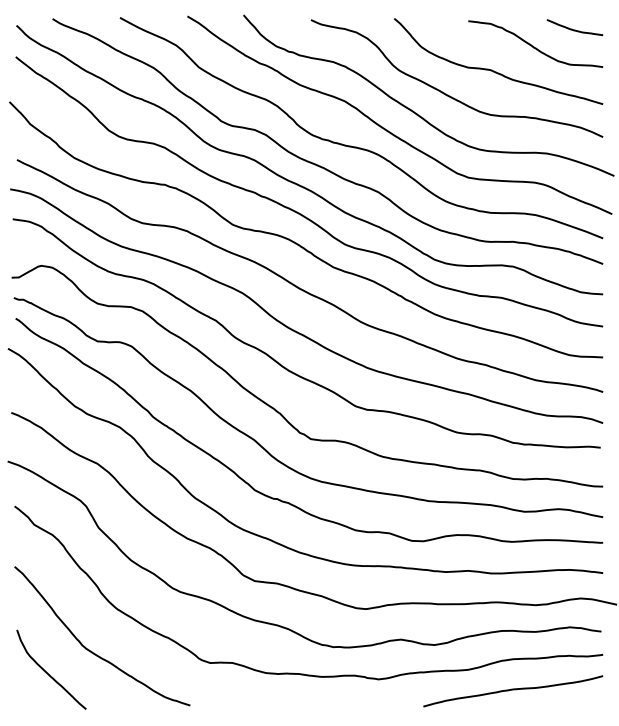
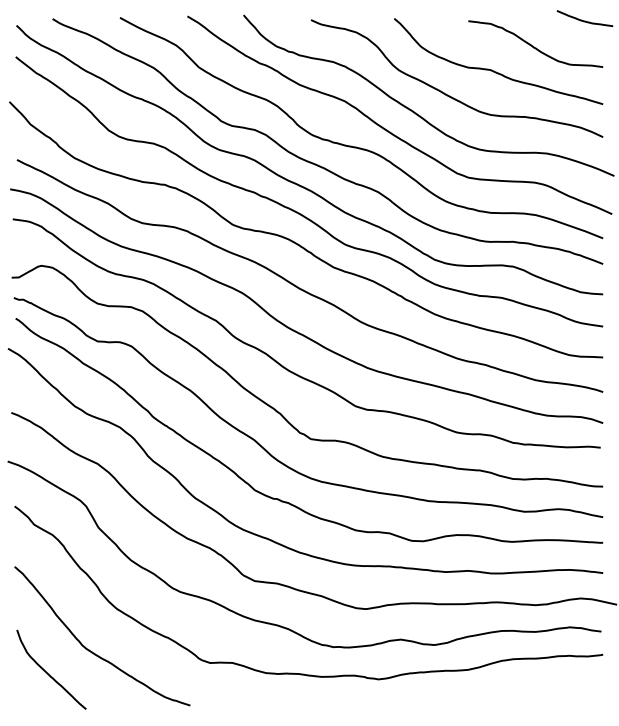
curve position: (574, 29) -> (584, 20) (584, 20)
curve: present -> none (513, 690)
